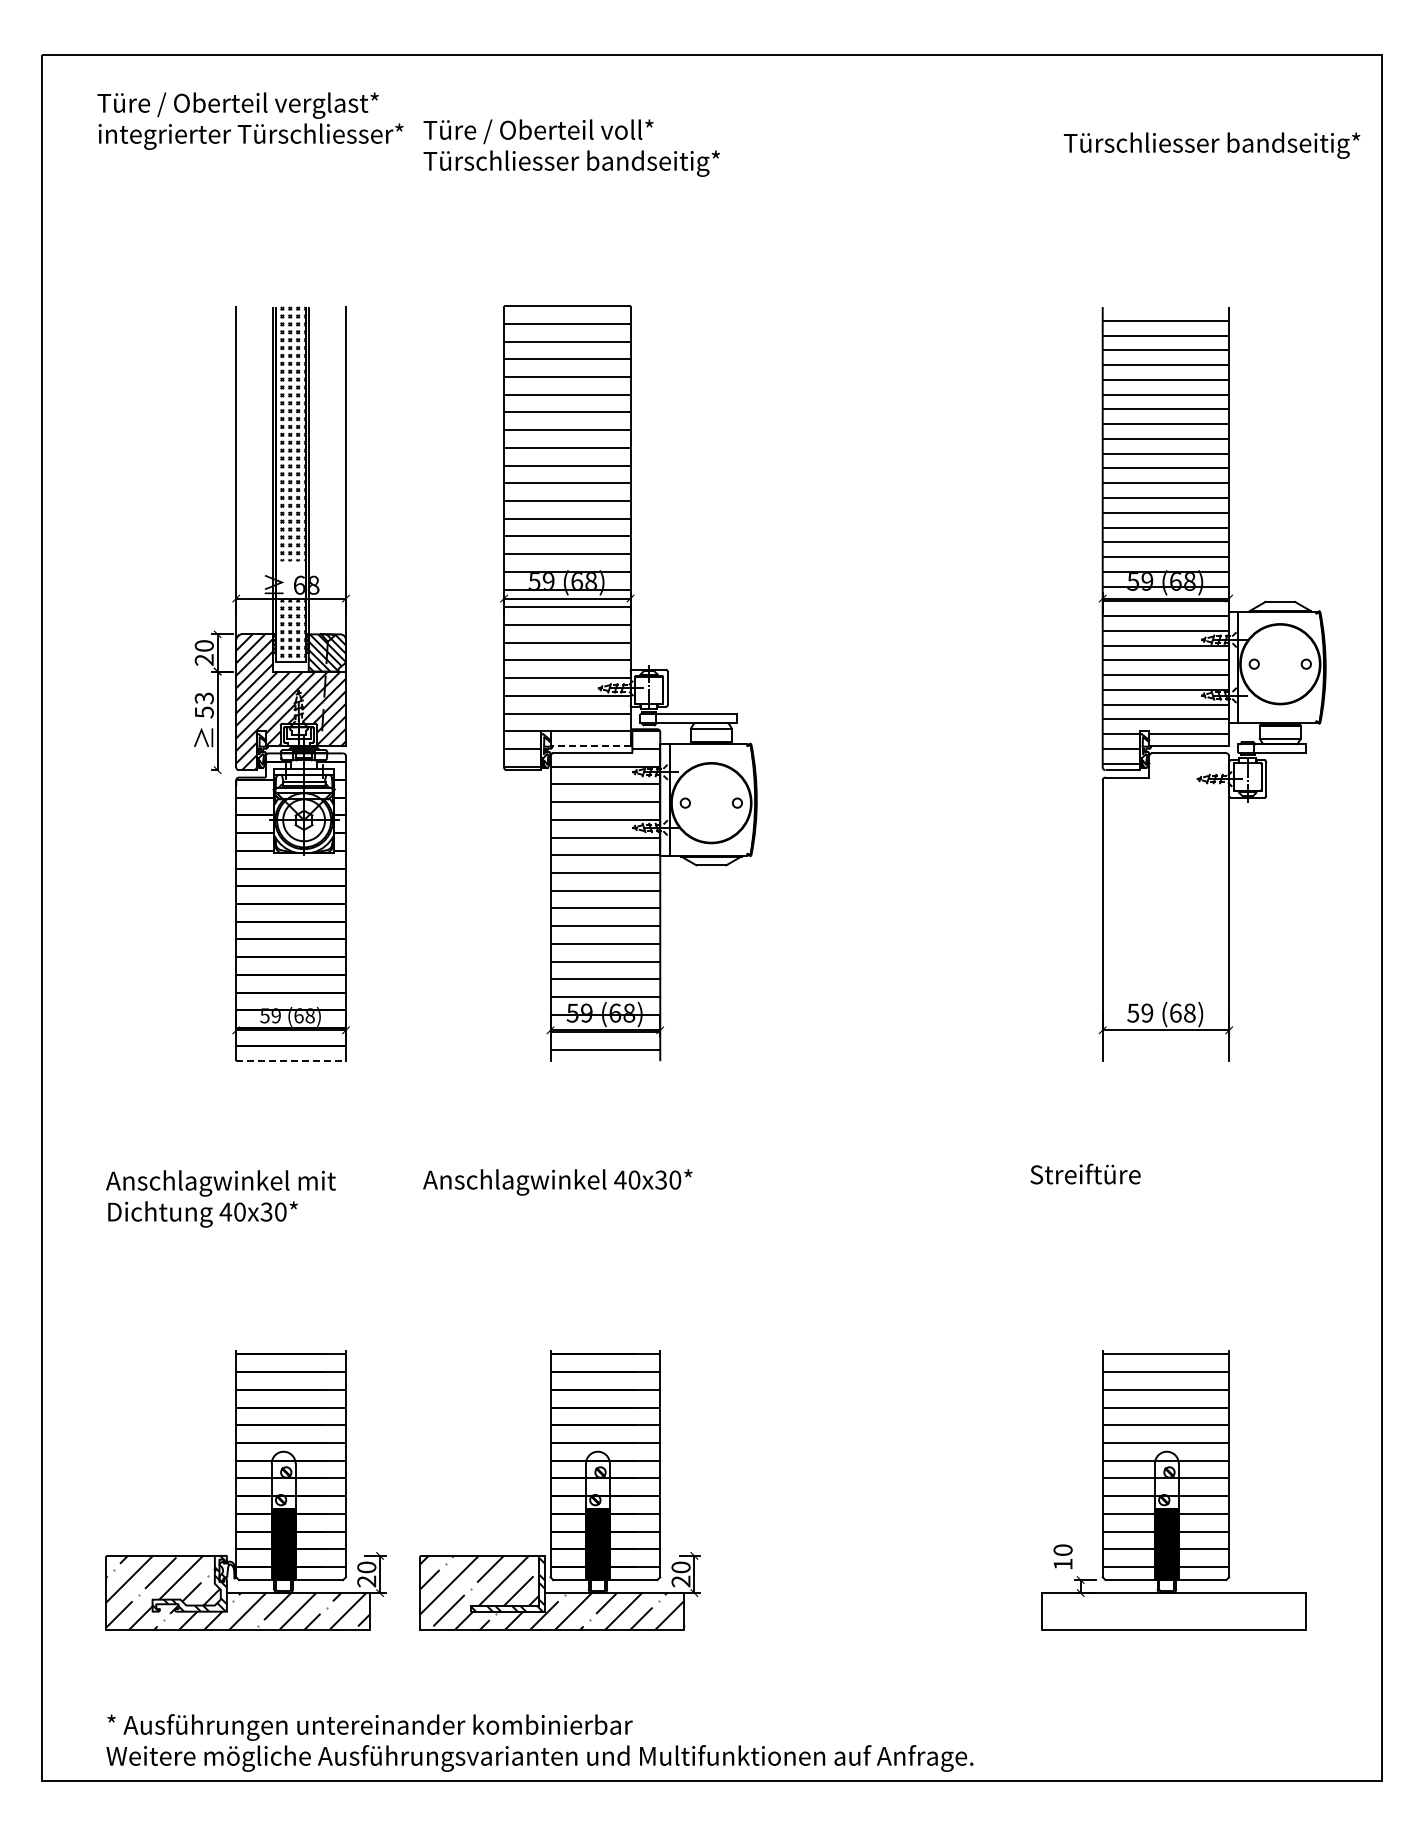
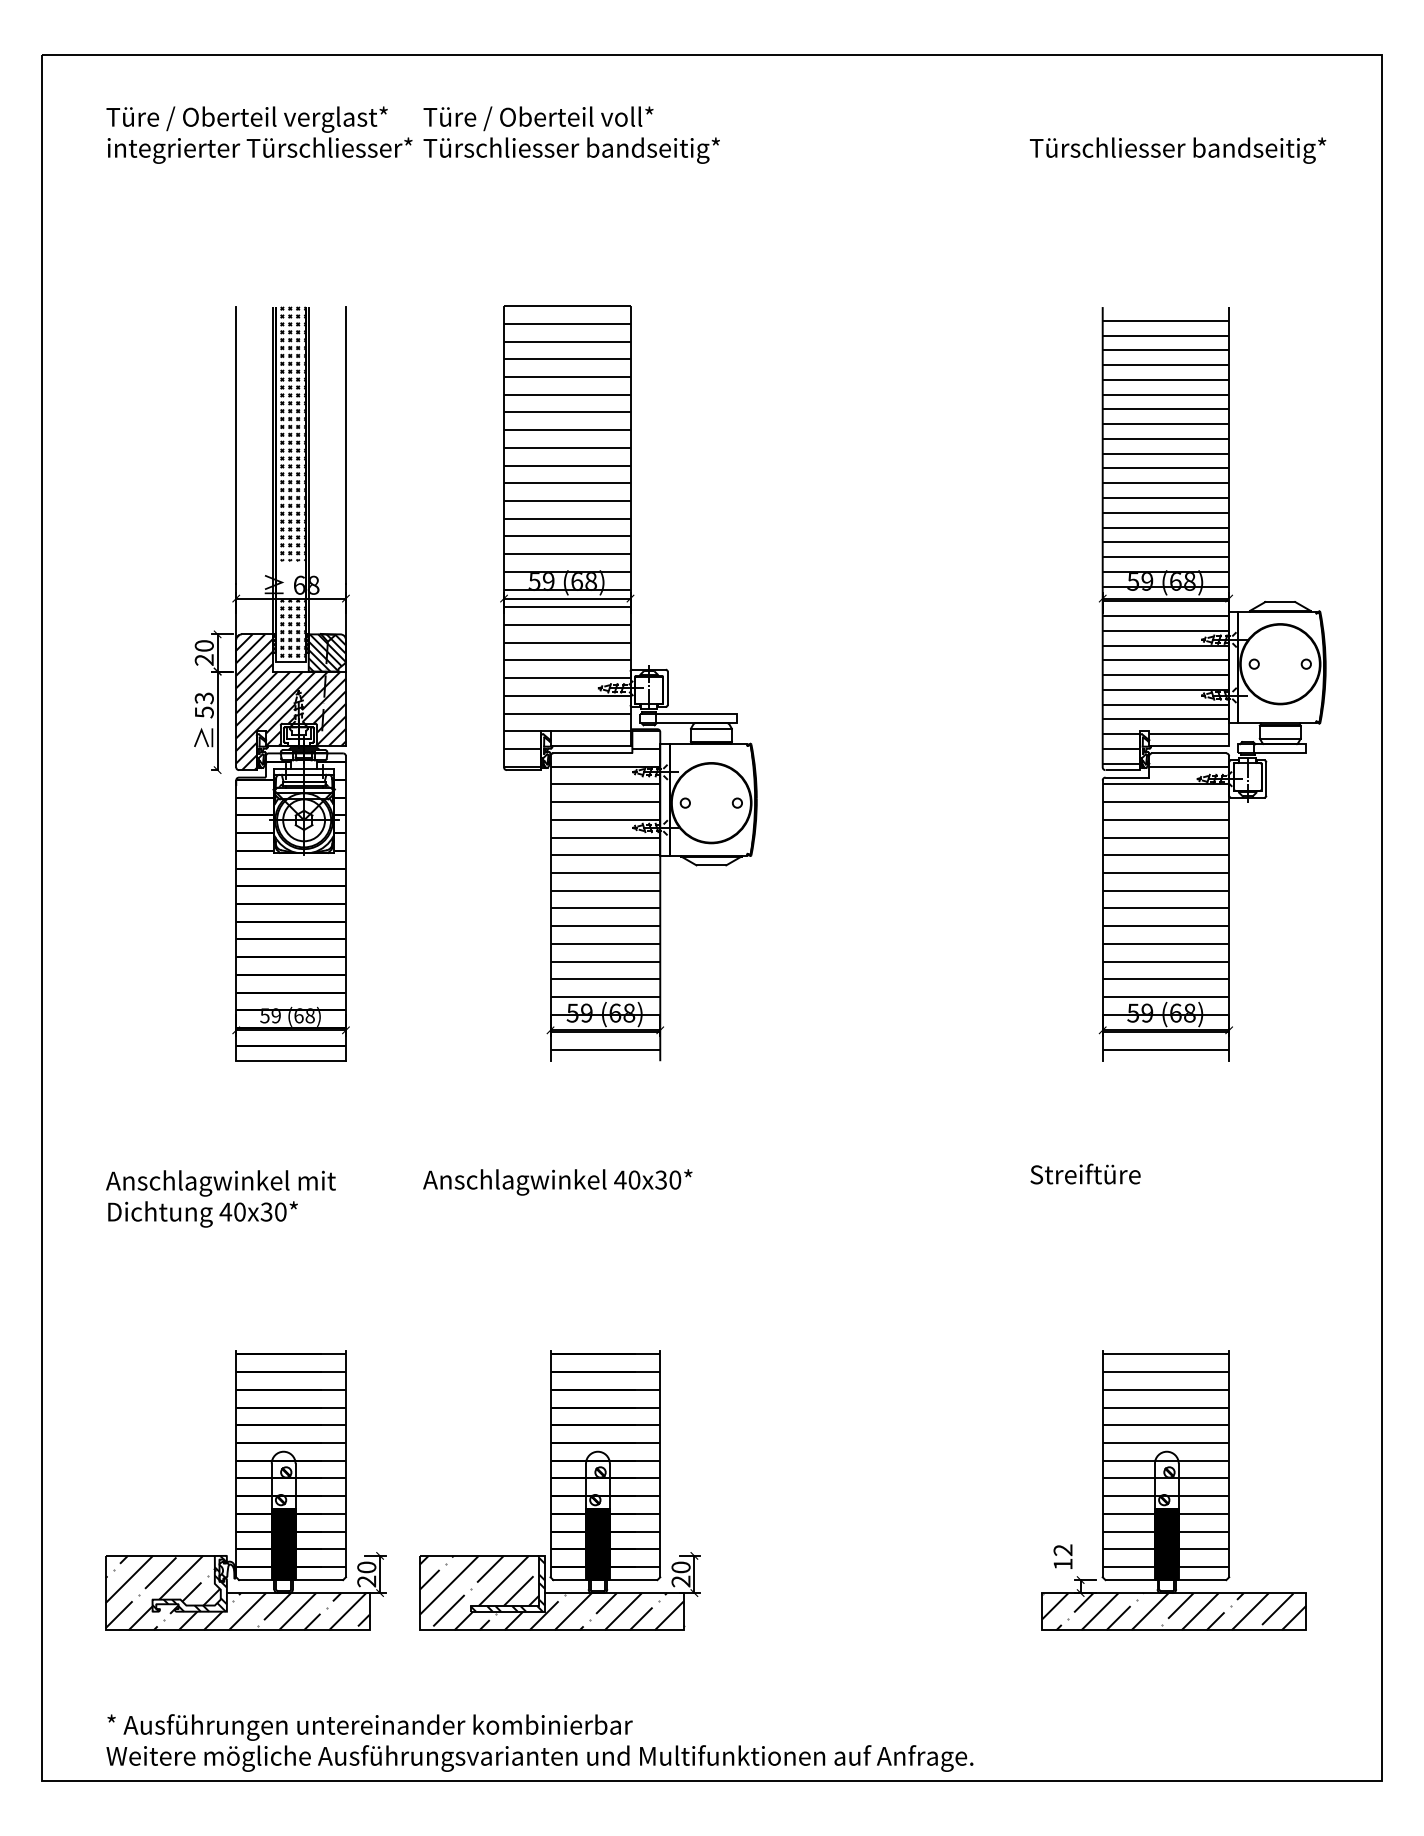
text position: (250, 120) -> (259, 134) (259, 134)
text position: (1211, 145) -> (1177, 150) (1177, 150)
text position: (571, 147) -> (571, 134) (571, 134)
line: dashed -> solid (590, 745)
hatch: none -> present (1165, 908)
line: dashed -> solid (291, 1061)
text: 10 -> 12 (1062, 1550)
hatch: none -> present (1174, 1611)
